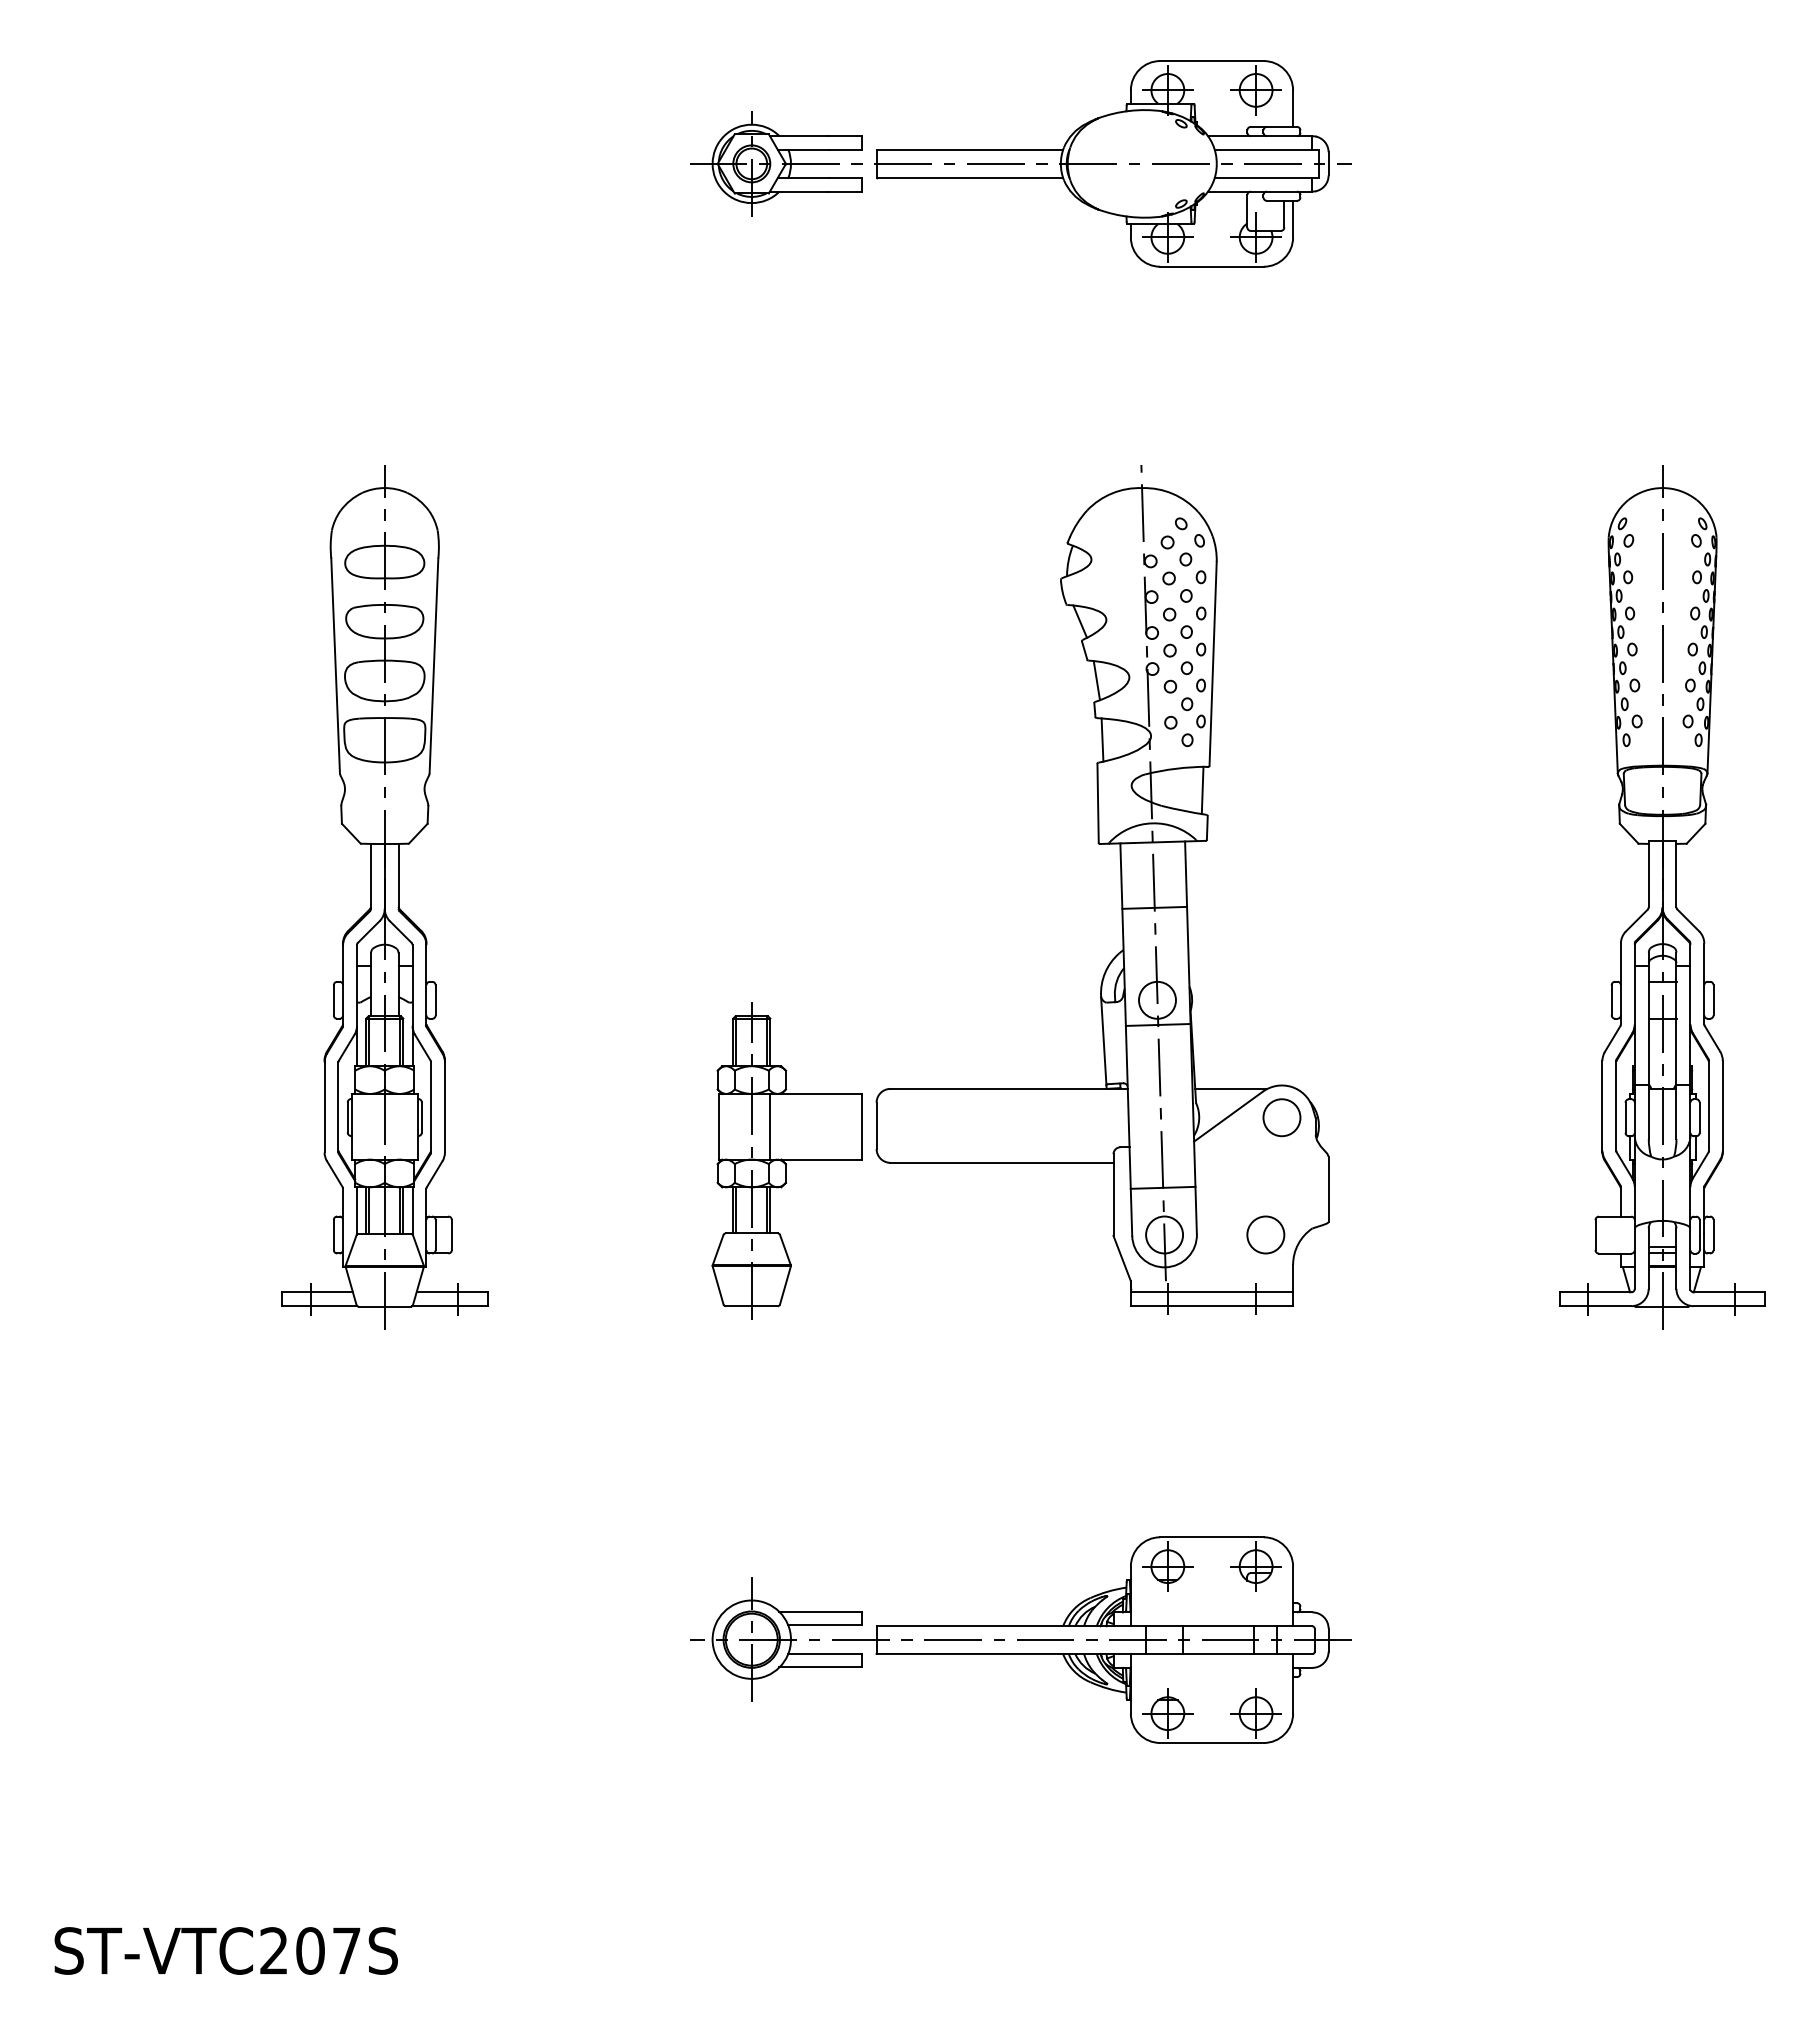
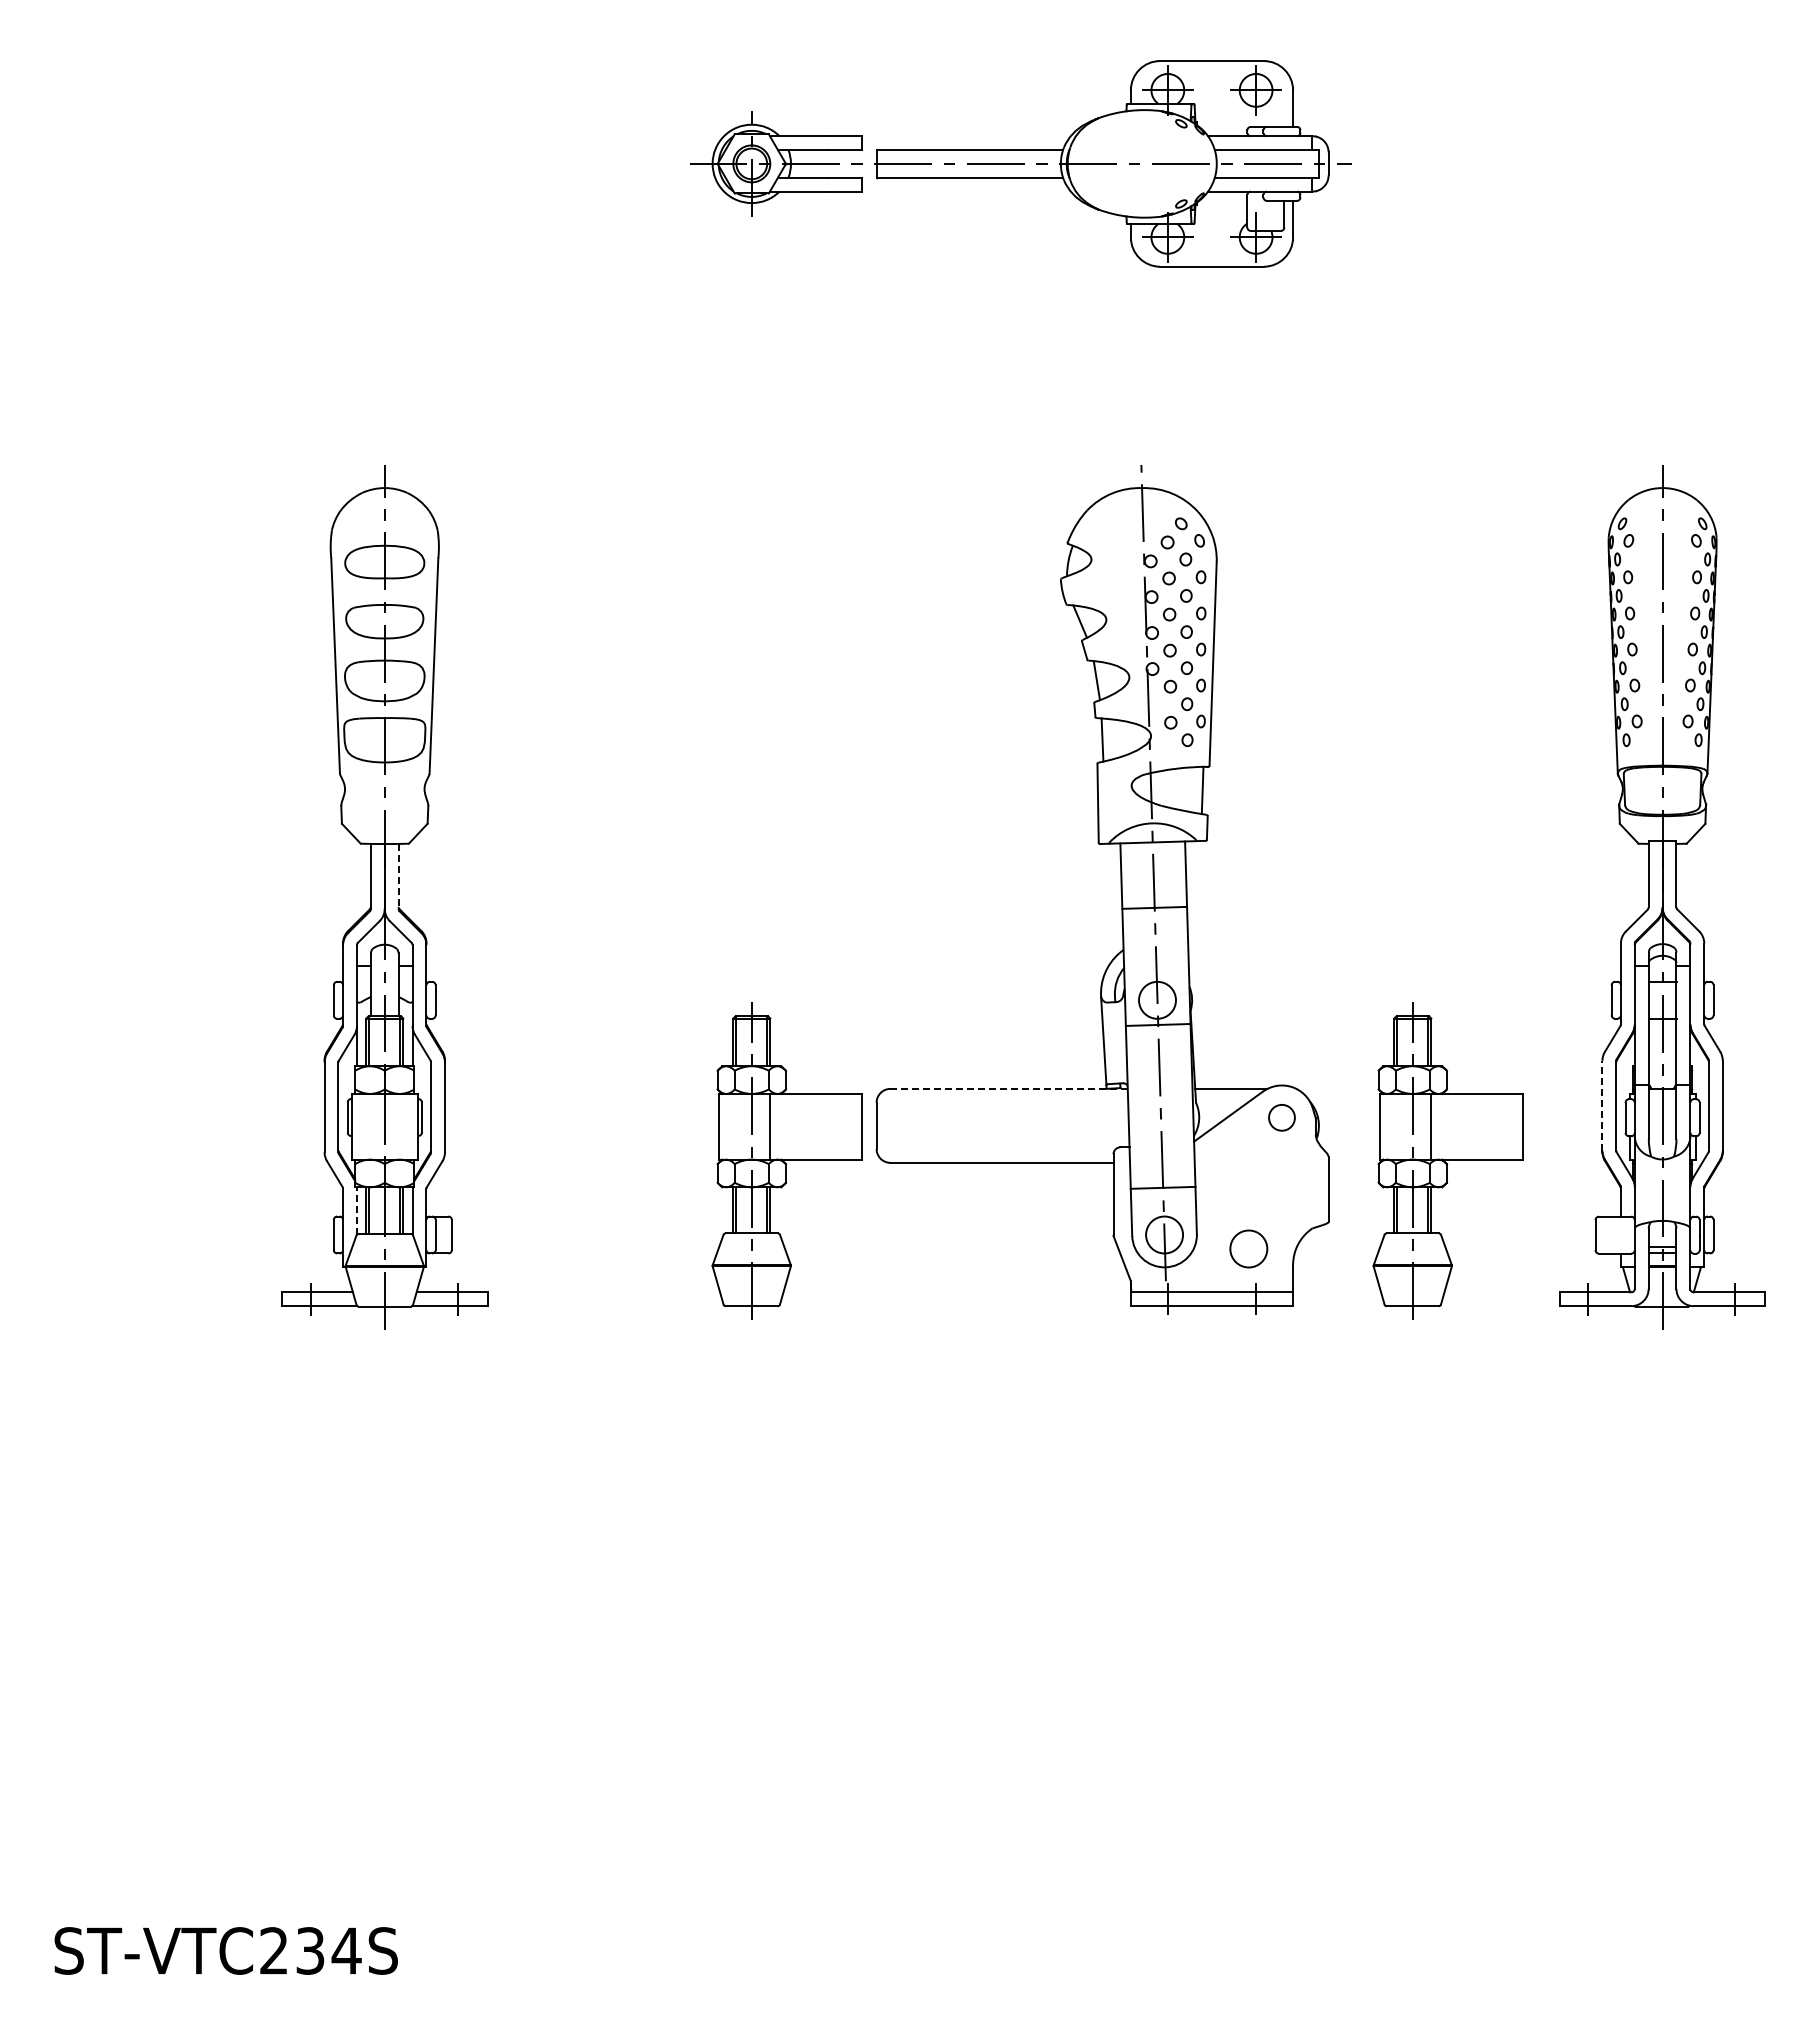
line: solid -> dashed (398, 876)
line: solid -> dashed (1009, 1088)
line: solid -> dashed (1602, 1105)
circle size: 40x40 px -> 28x28 px (1281, 1117)
part: none -> present (1447, 1160)
line: solid -> dashed (357, 1210)
circle position: (1265, 1234) -> (1248, 1248) (1248, 1248)
part: present -> none (1020, 1639)
text: ST-VTC207S -> ST-VTC234S (328, 1950)
